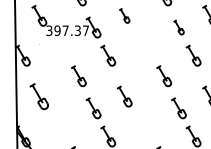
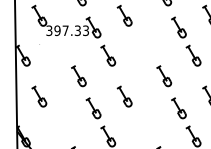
part size: 12x16 px -> 17x22 px (124, 15)
part size: 12x17 px -> 16x23 px (178, 27)
text: 397.37 -> 397.33 (85, 30)
part size: 20x28 px -> 17x23 px (39, 96)
